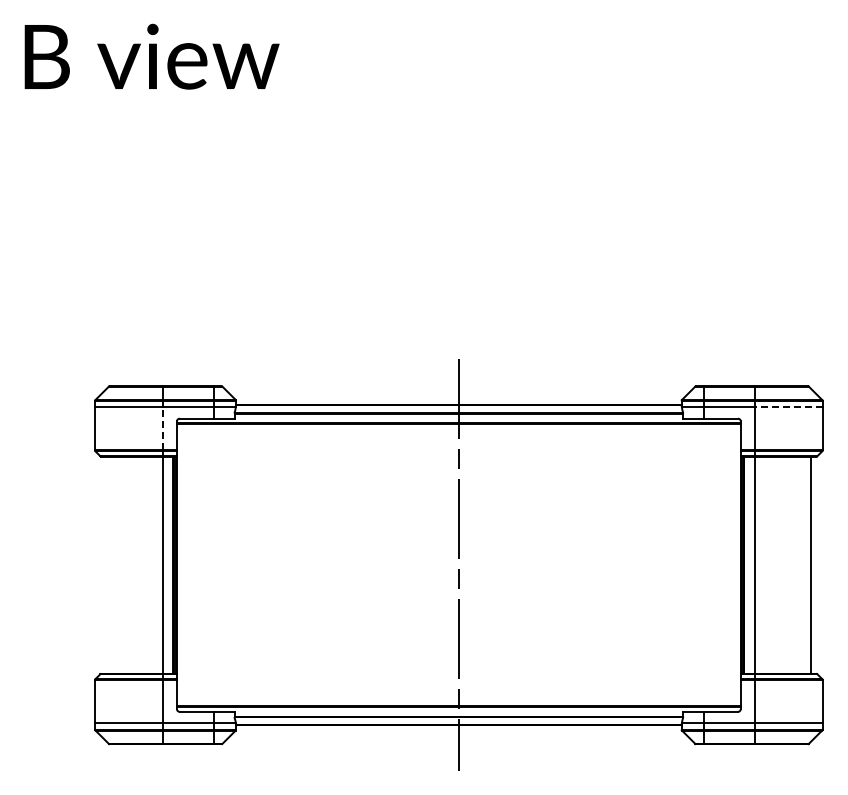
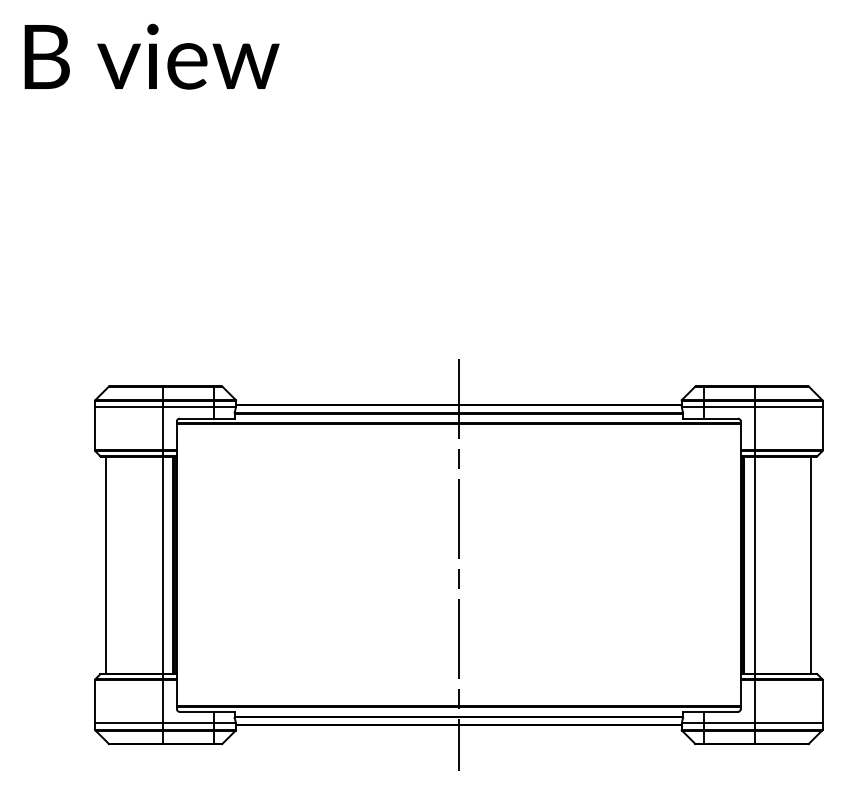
line: dashed -> solid (788, 407)
line: dashed -> solid (162, 428)
line: none -> present (106, 564)
